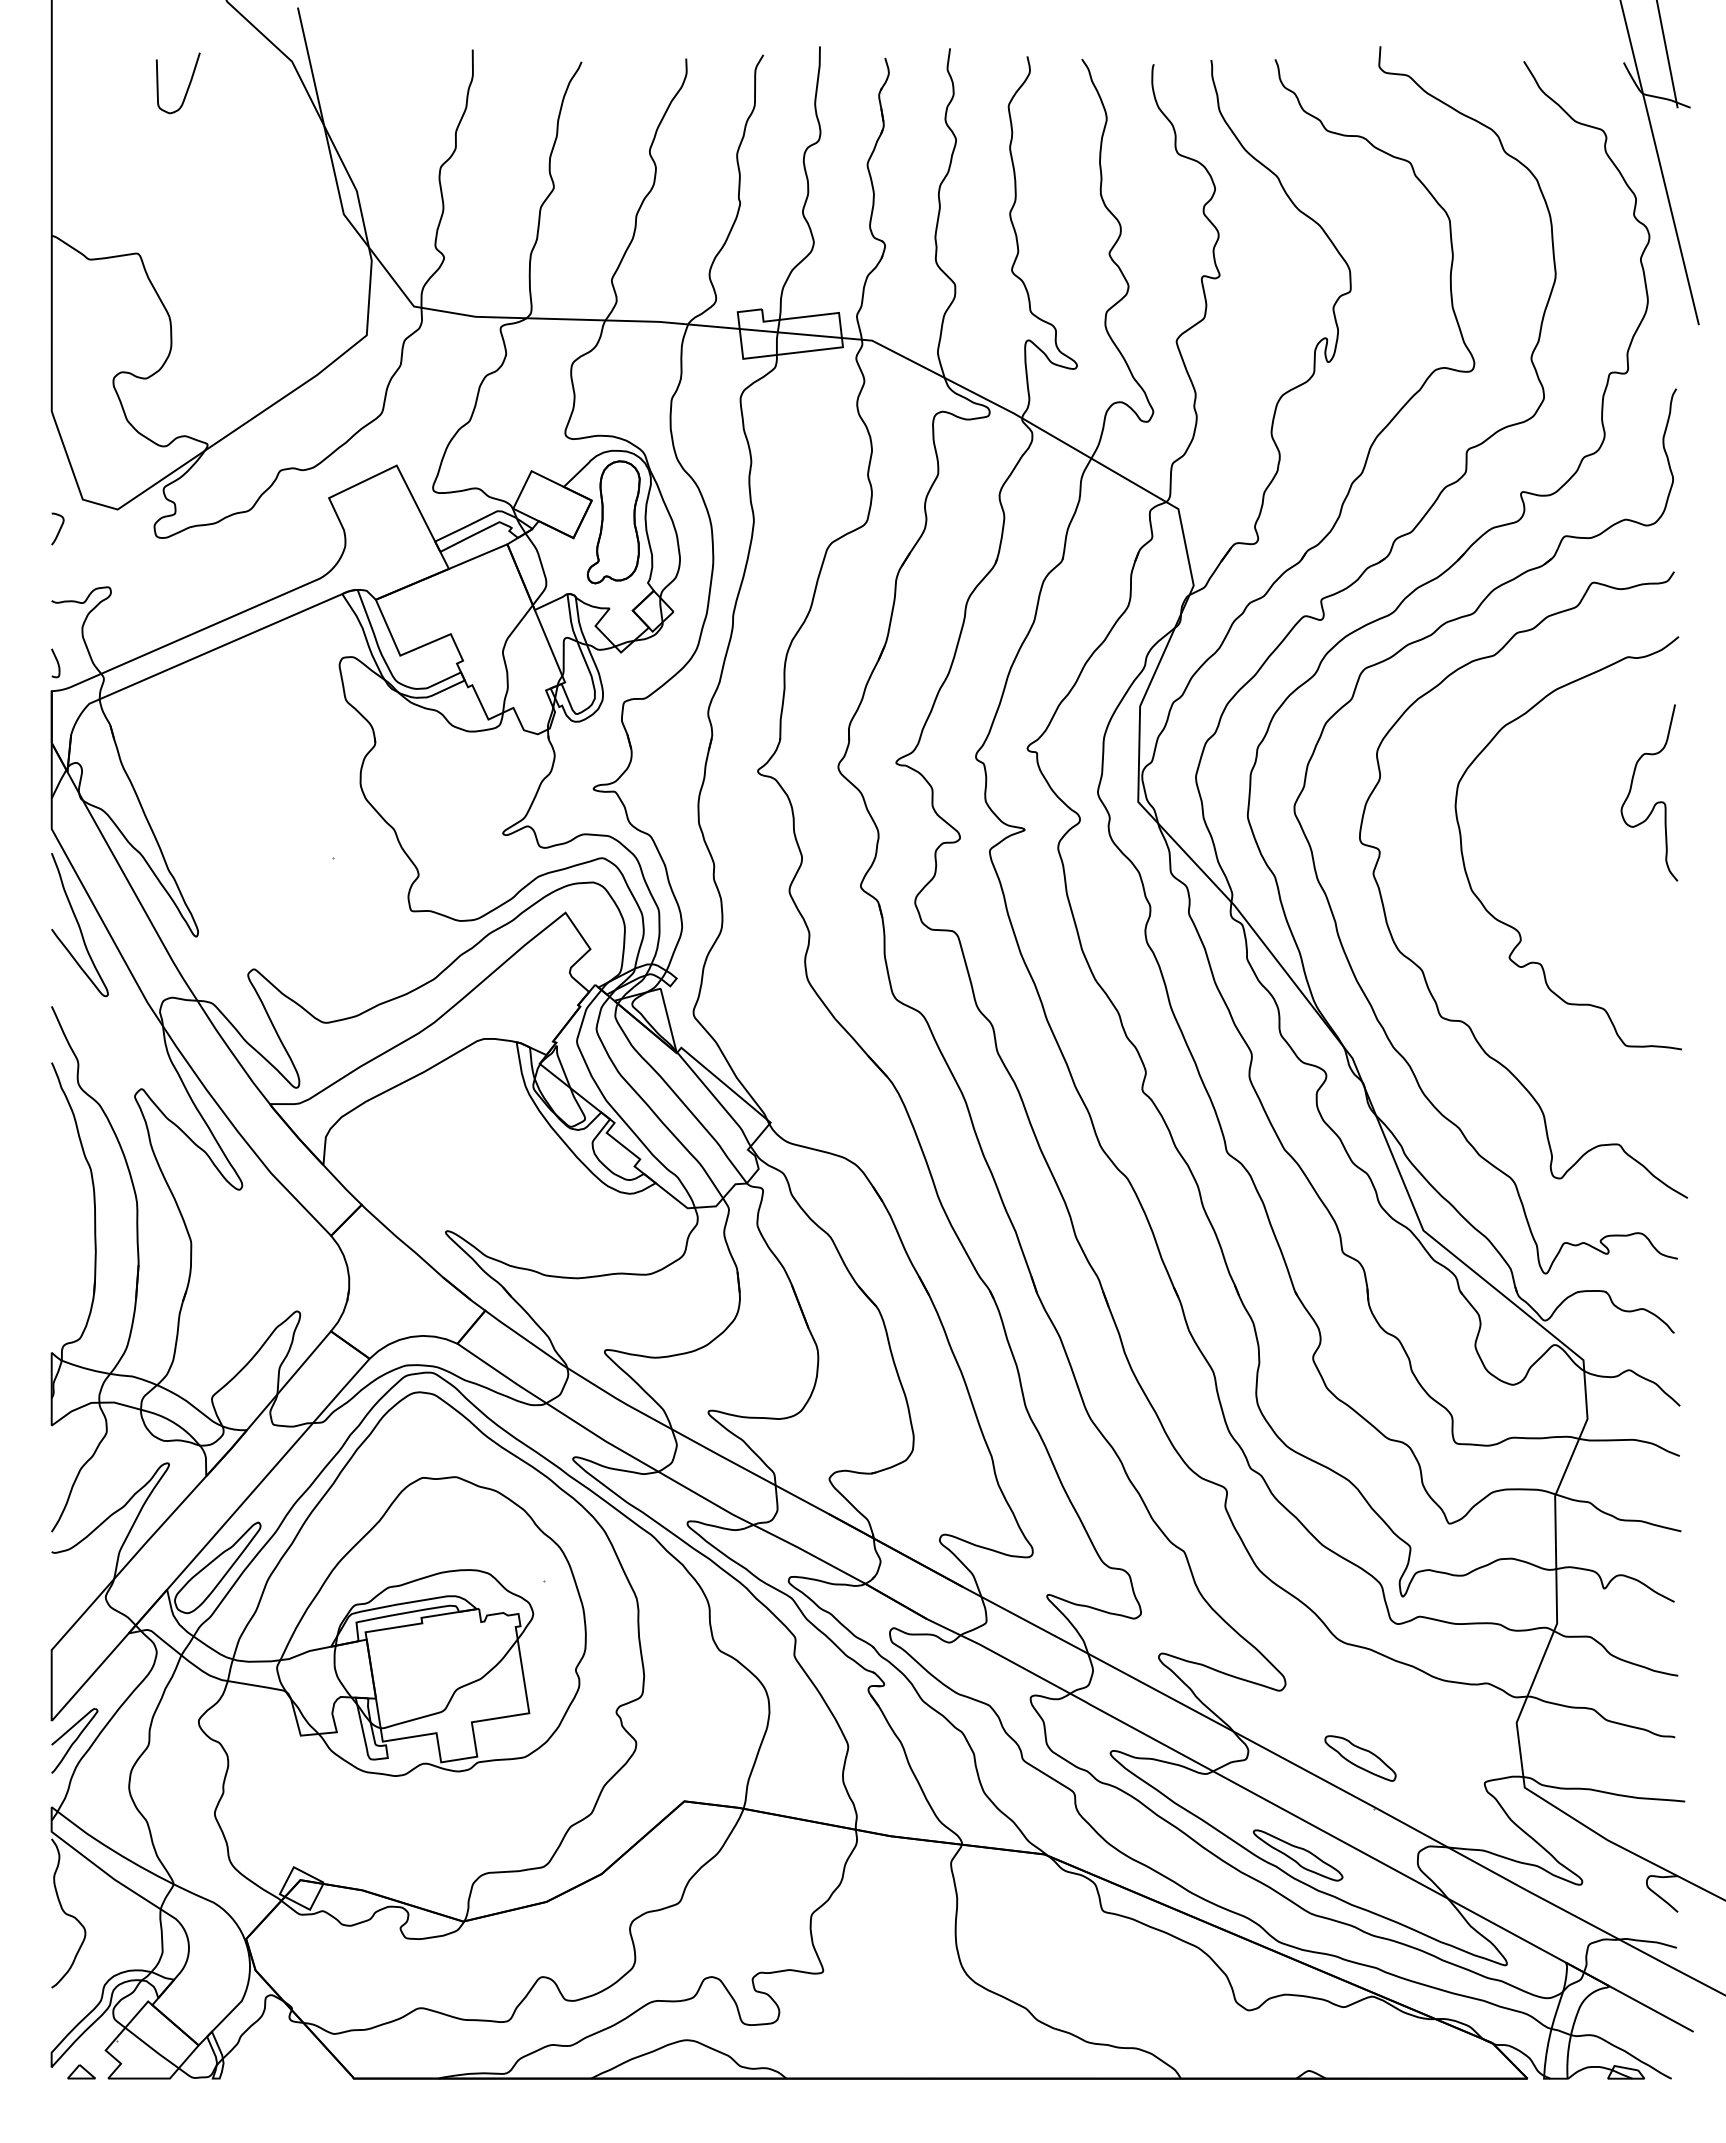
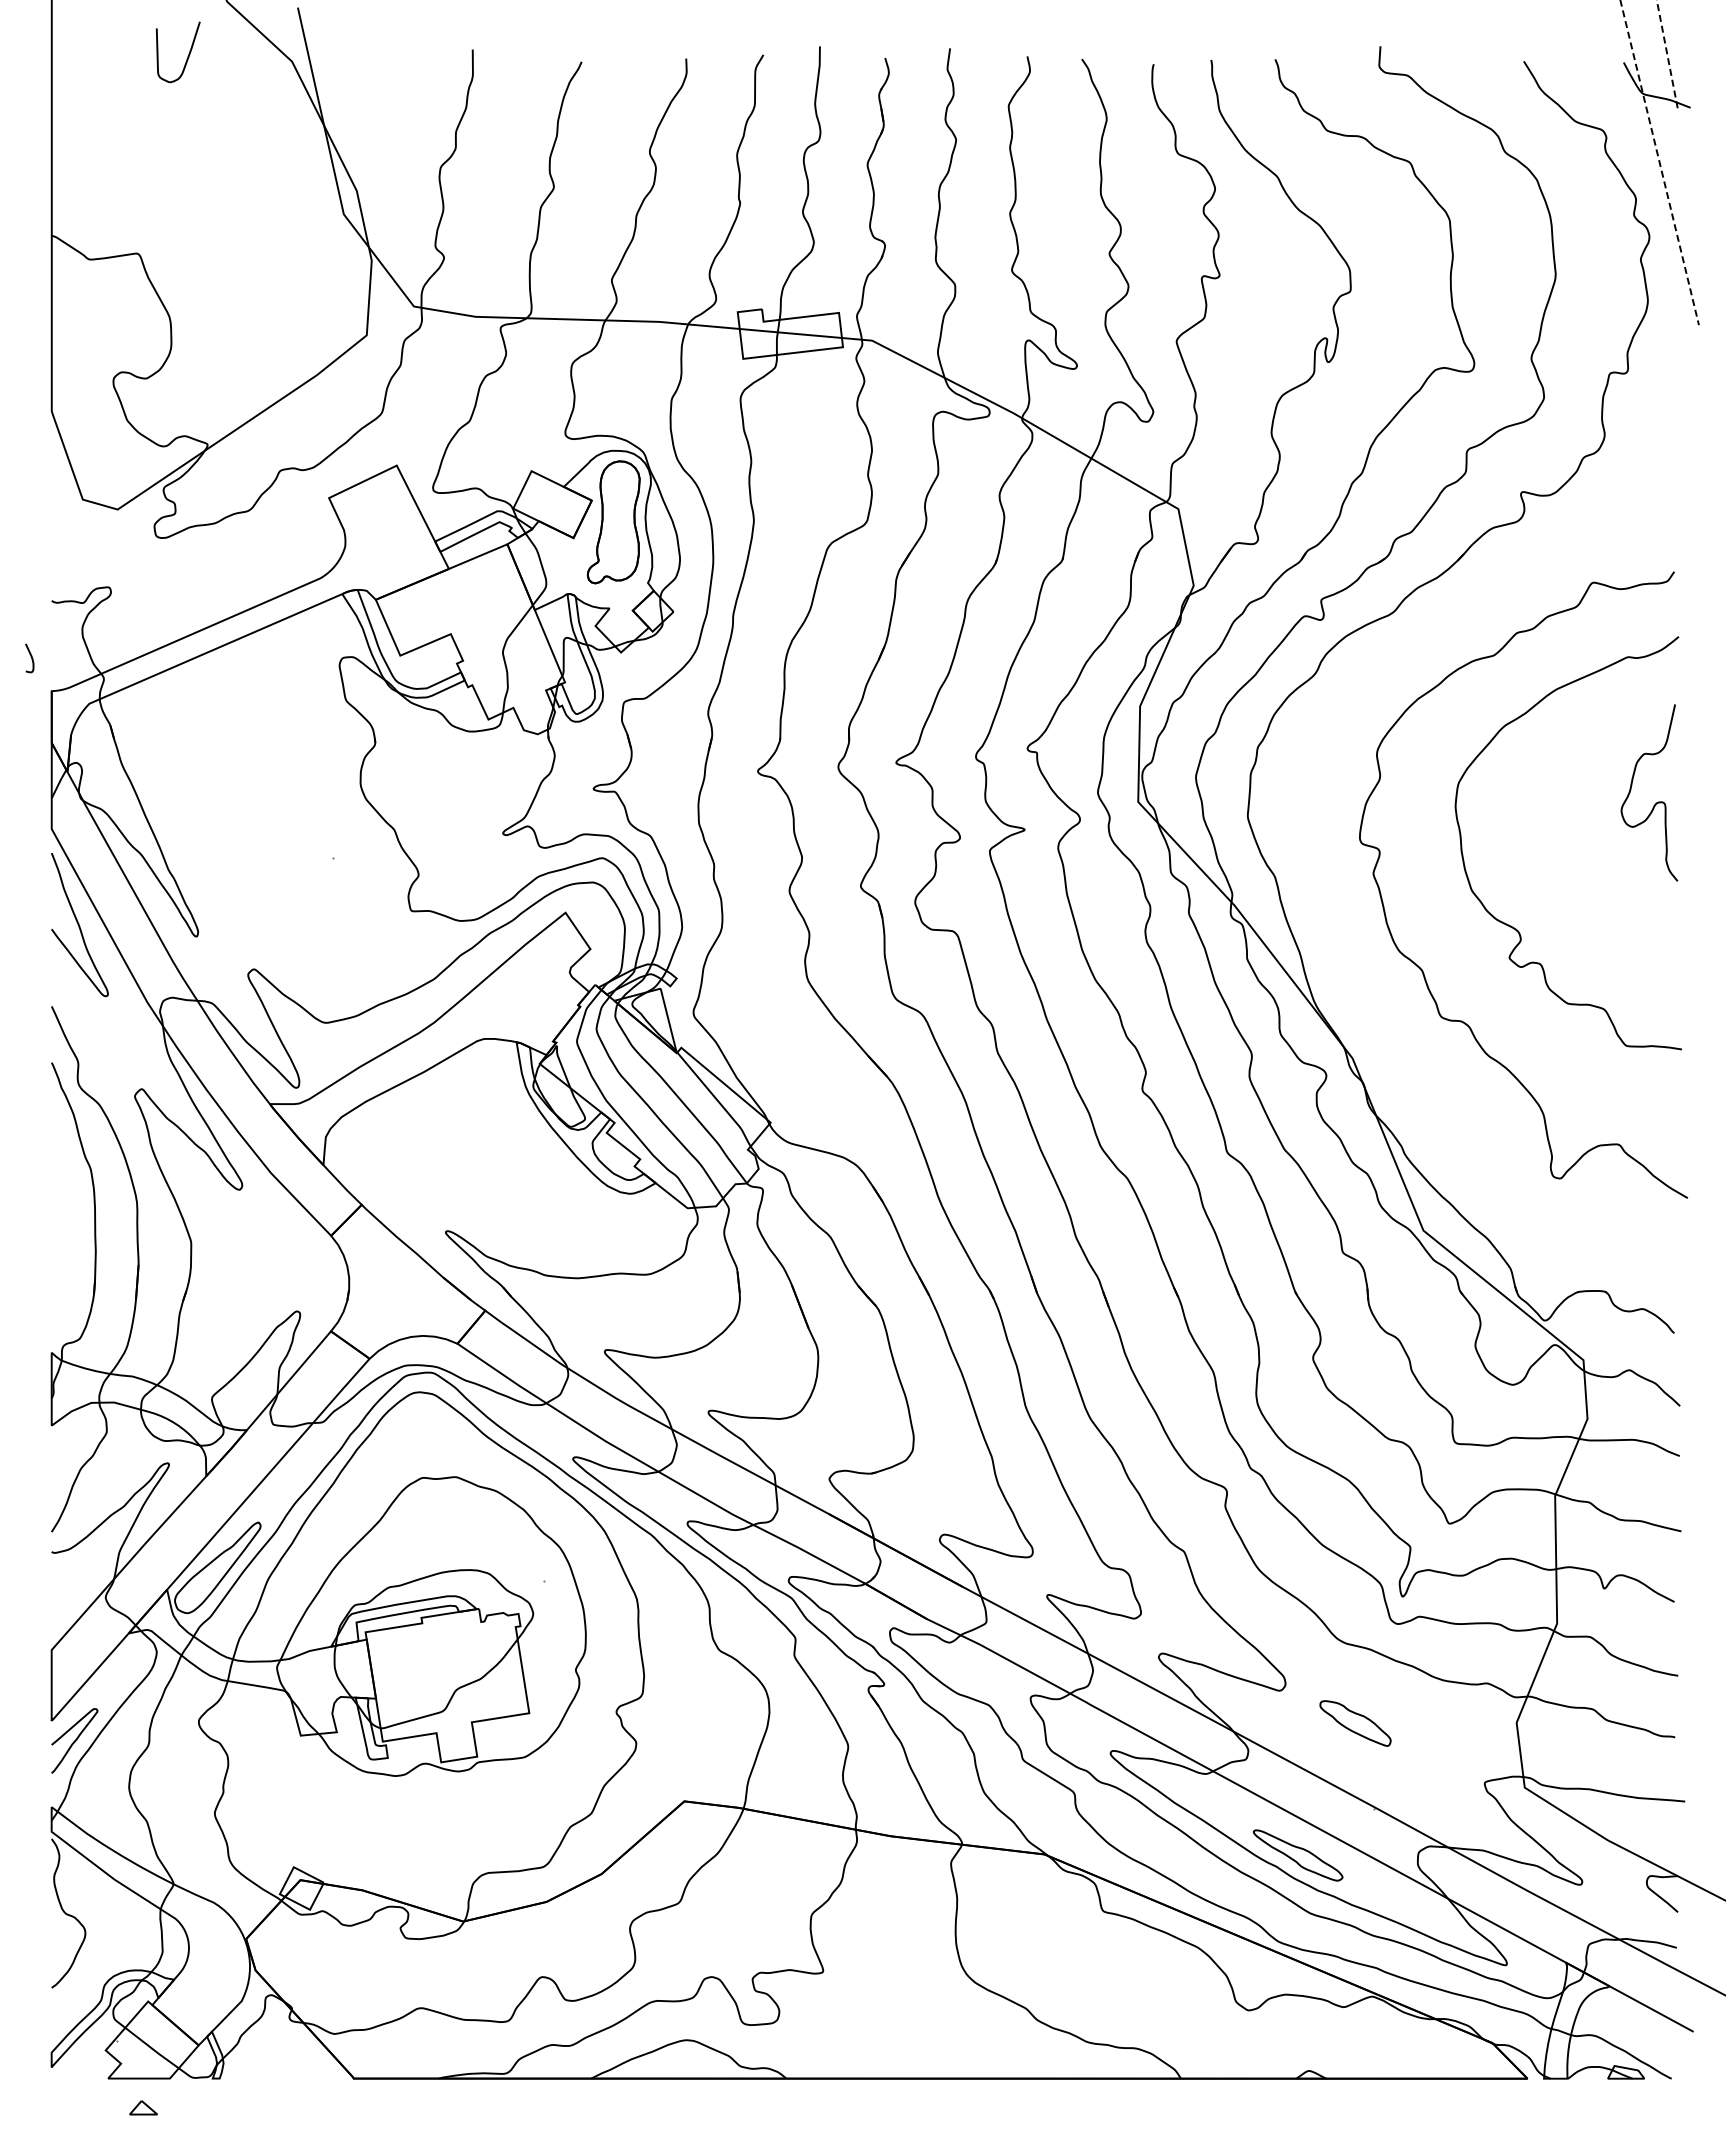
line: solid -> dashed (1667, 54)
curve position: (187, 87) -> (187, 56) (187, 56)
line: solid -> dashed (1659, 162)
curve: present -> none (59, 528)
curve position: (57, 663) -> (31, 658) (31, 658)
part: present -> none (1326, 893)
part position: (1360, 1758) -> (1355, 1723) (1355, 1723)
part position: (81, 2071) -> (143, 2107) (143, 2107)
